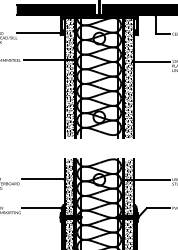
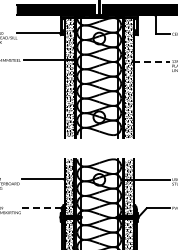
line: solid -> dashed (152, 61)
line: solid -> dashed (42, 208)
